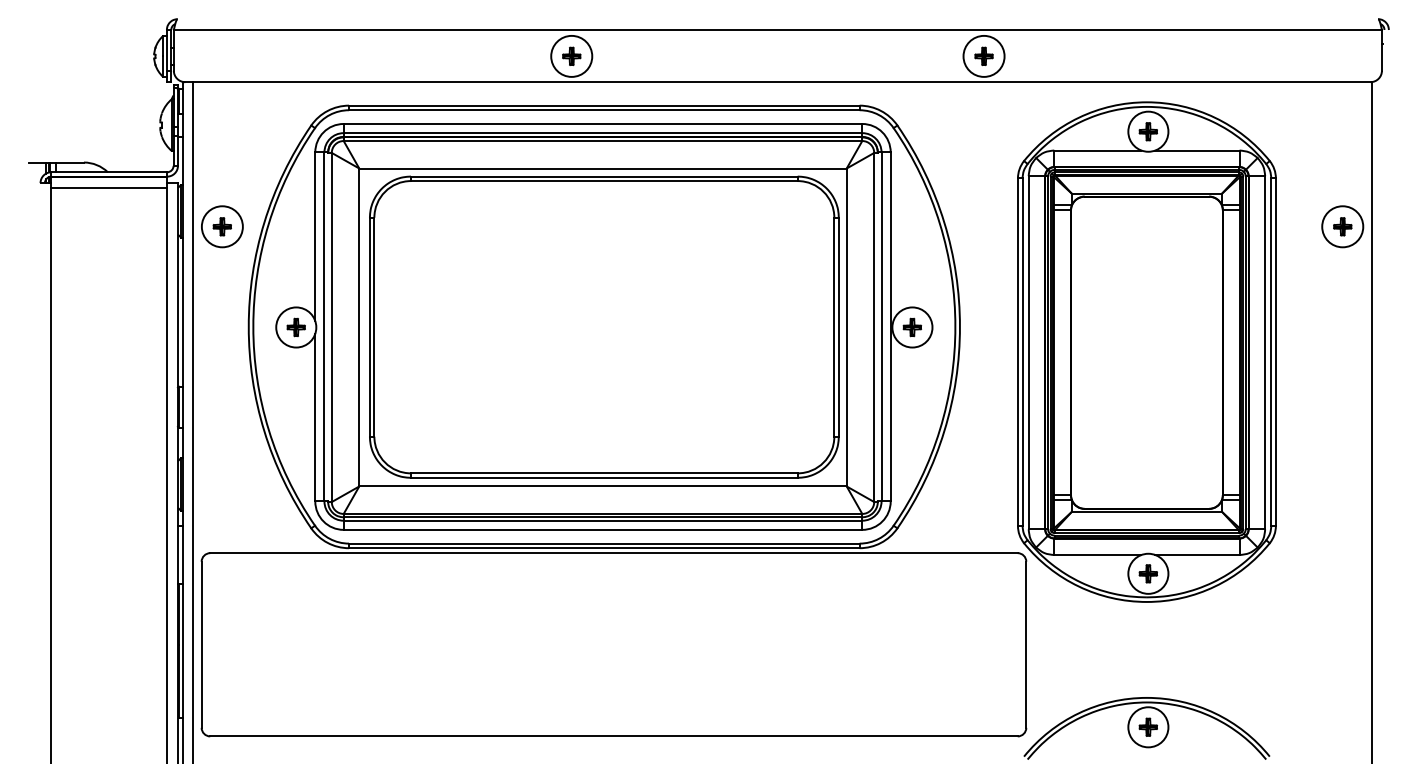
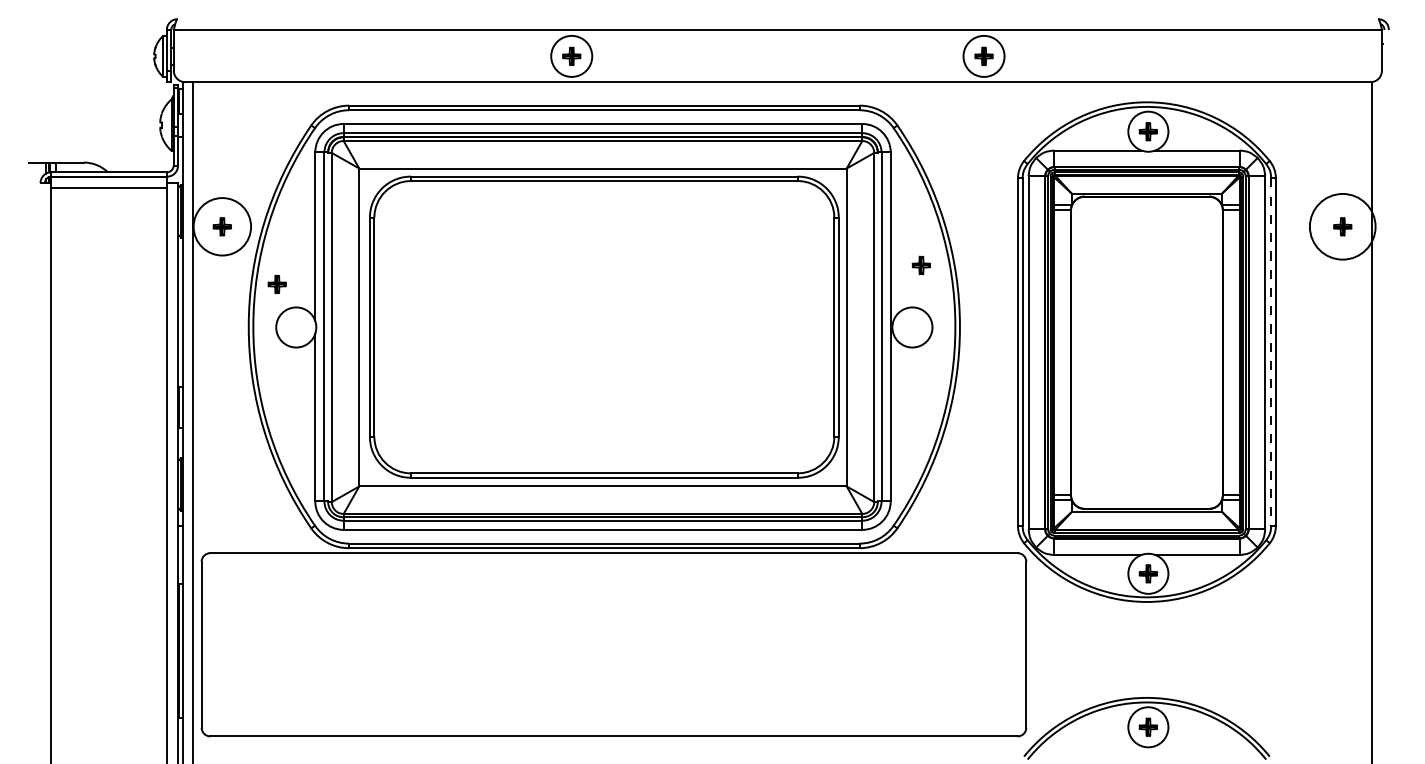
circle diameter: 41 px -> 57 px (222, 226)
circle diameter: 41 px -> 66 px (1342, 226)
part position: (295, 327) -> (276, 284) (276, 284)
part position: (912, 327) -> (921, 265) (921, 265)
line: solid -> dashed (1271, 352)
